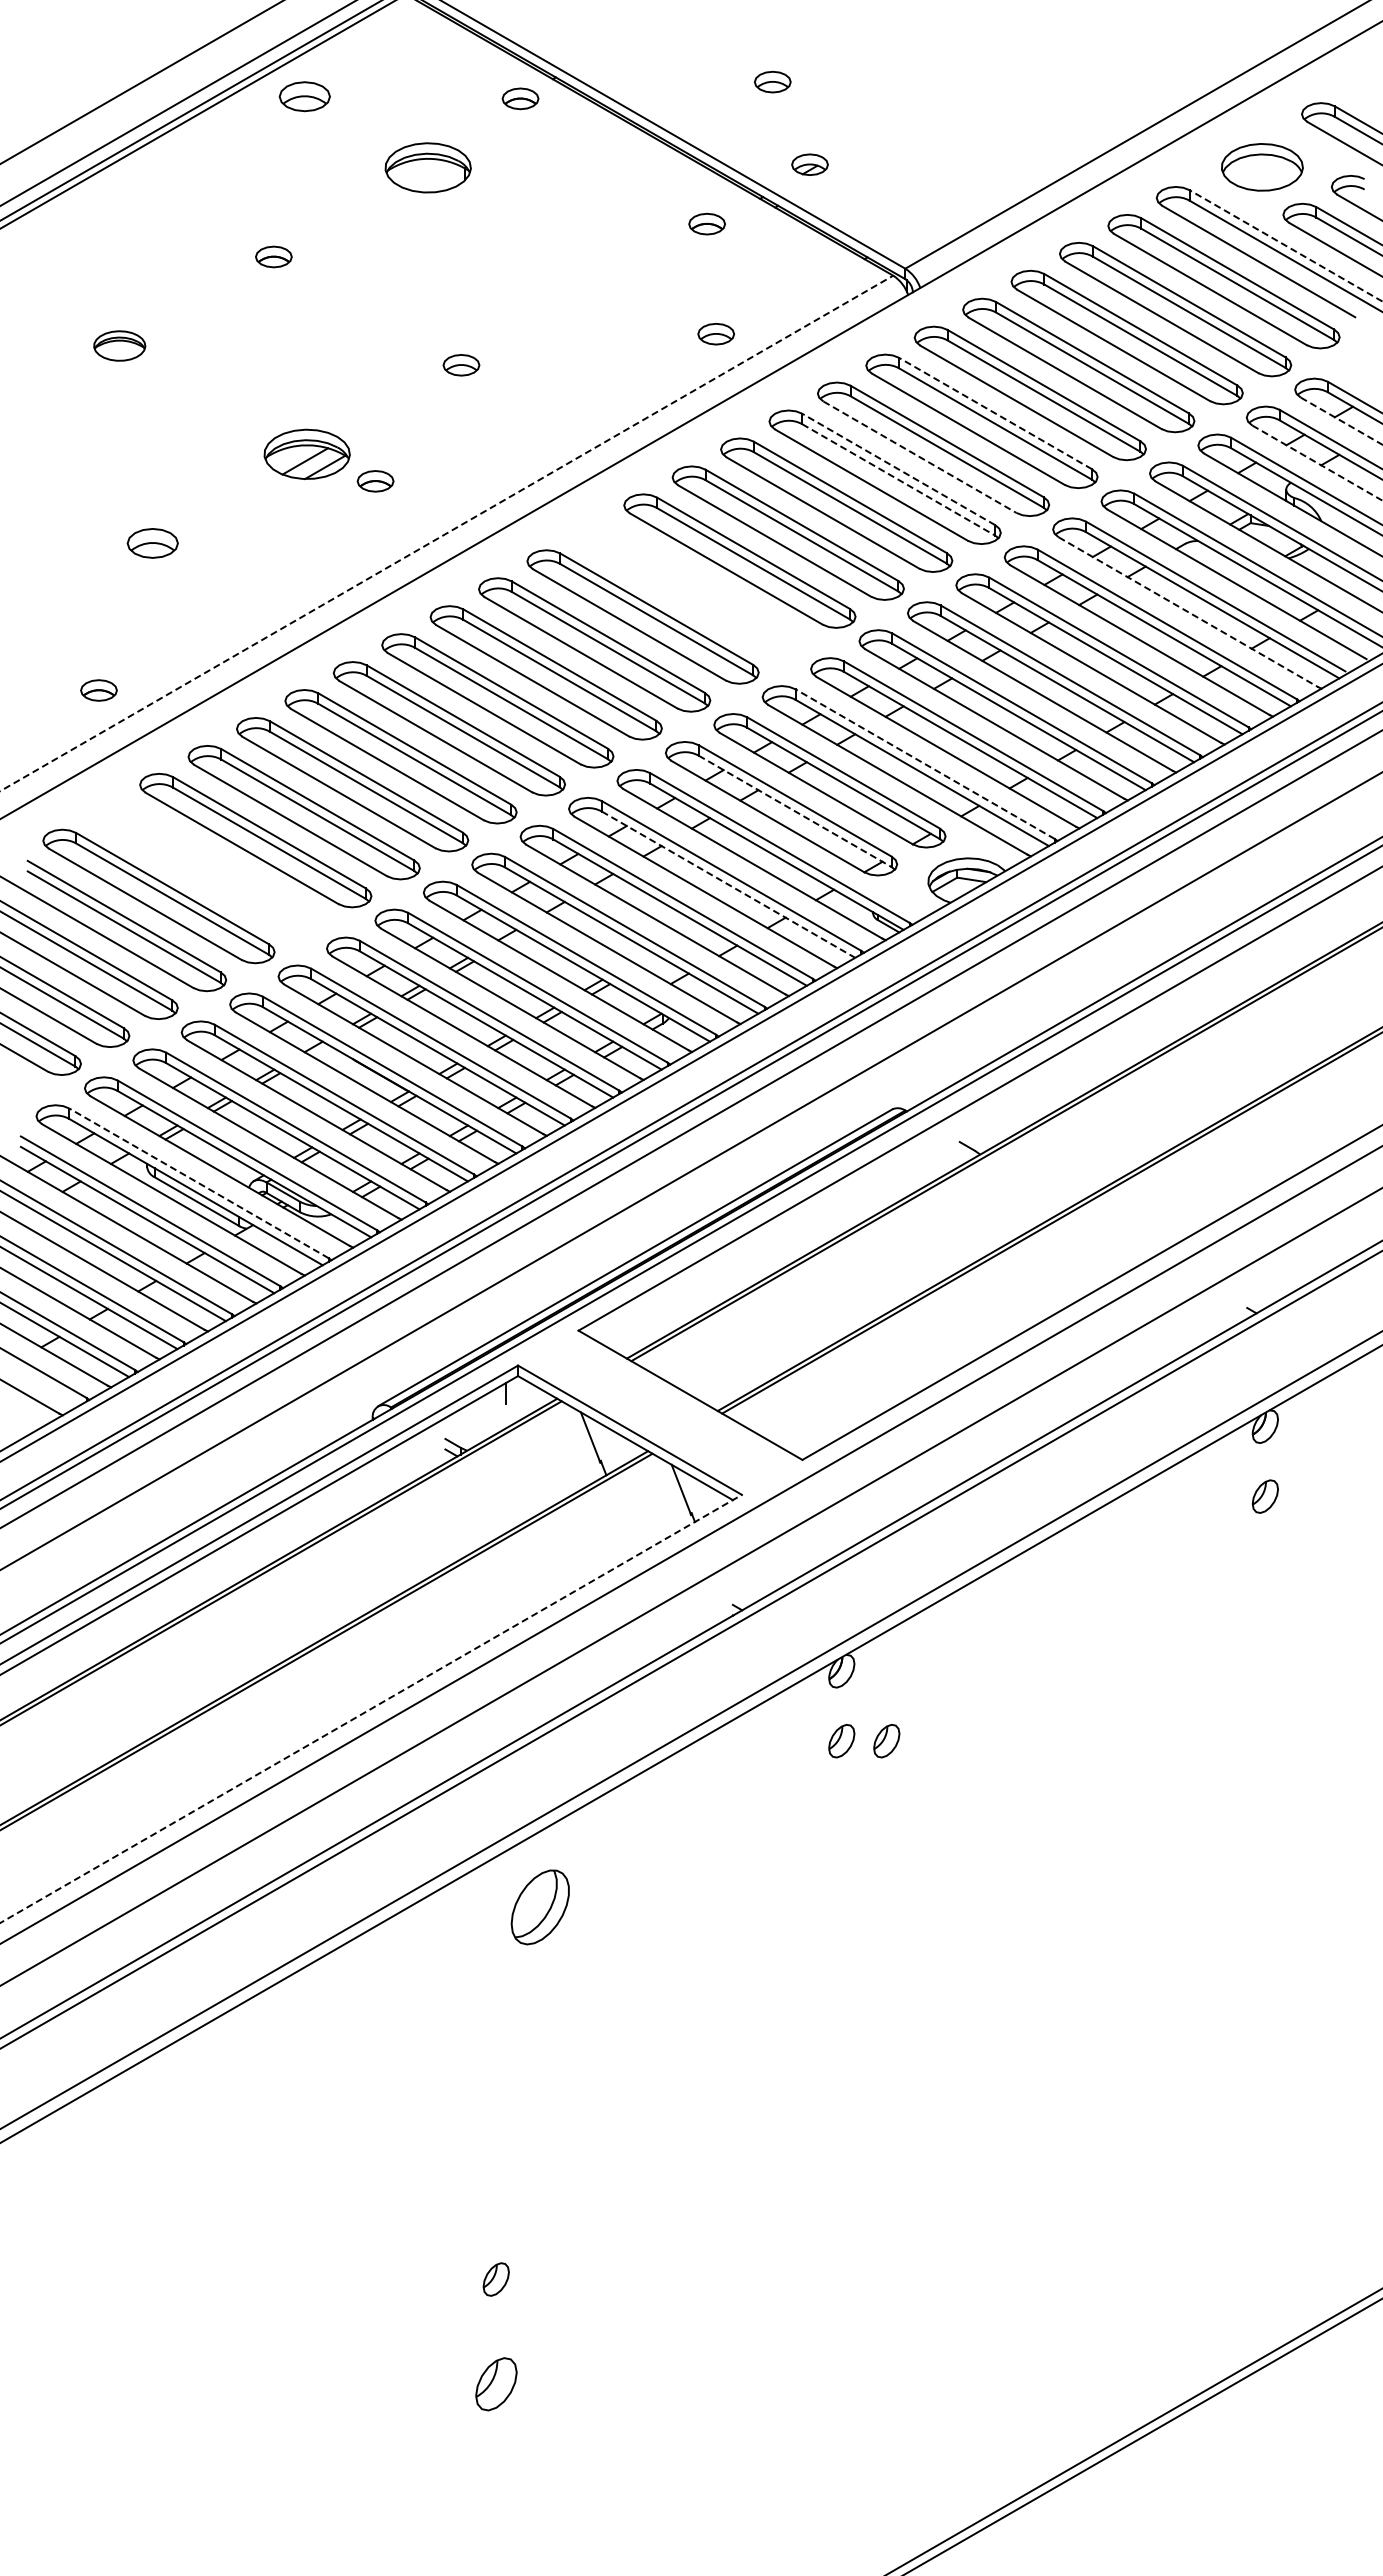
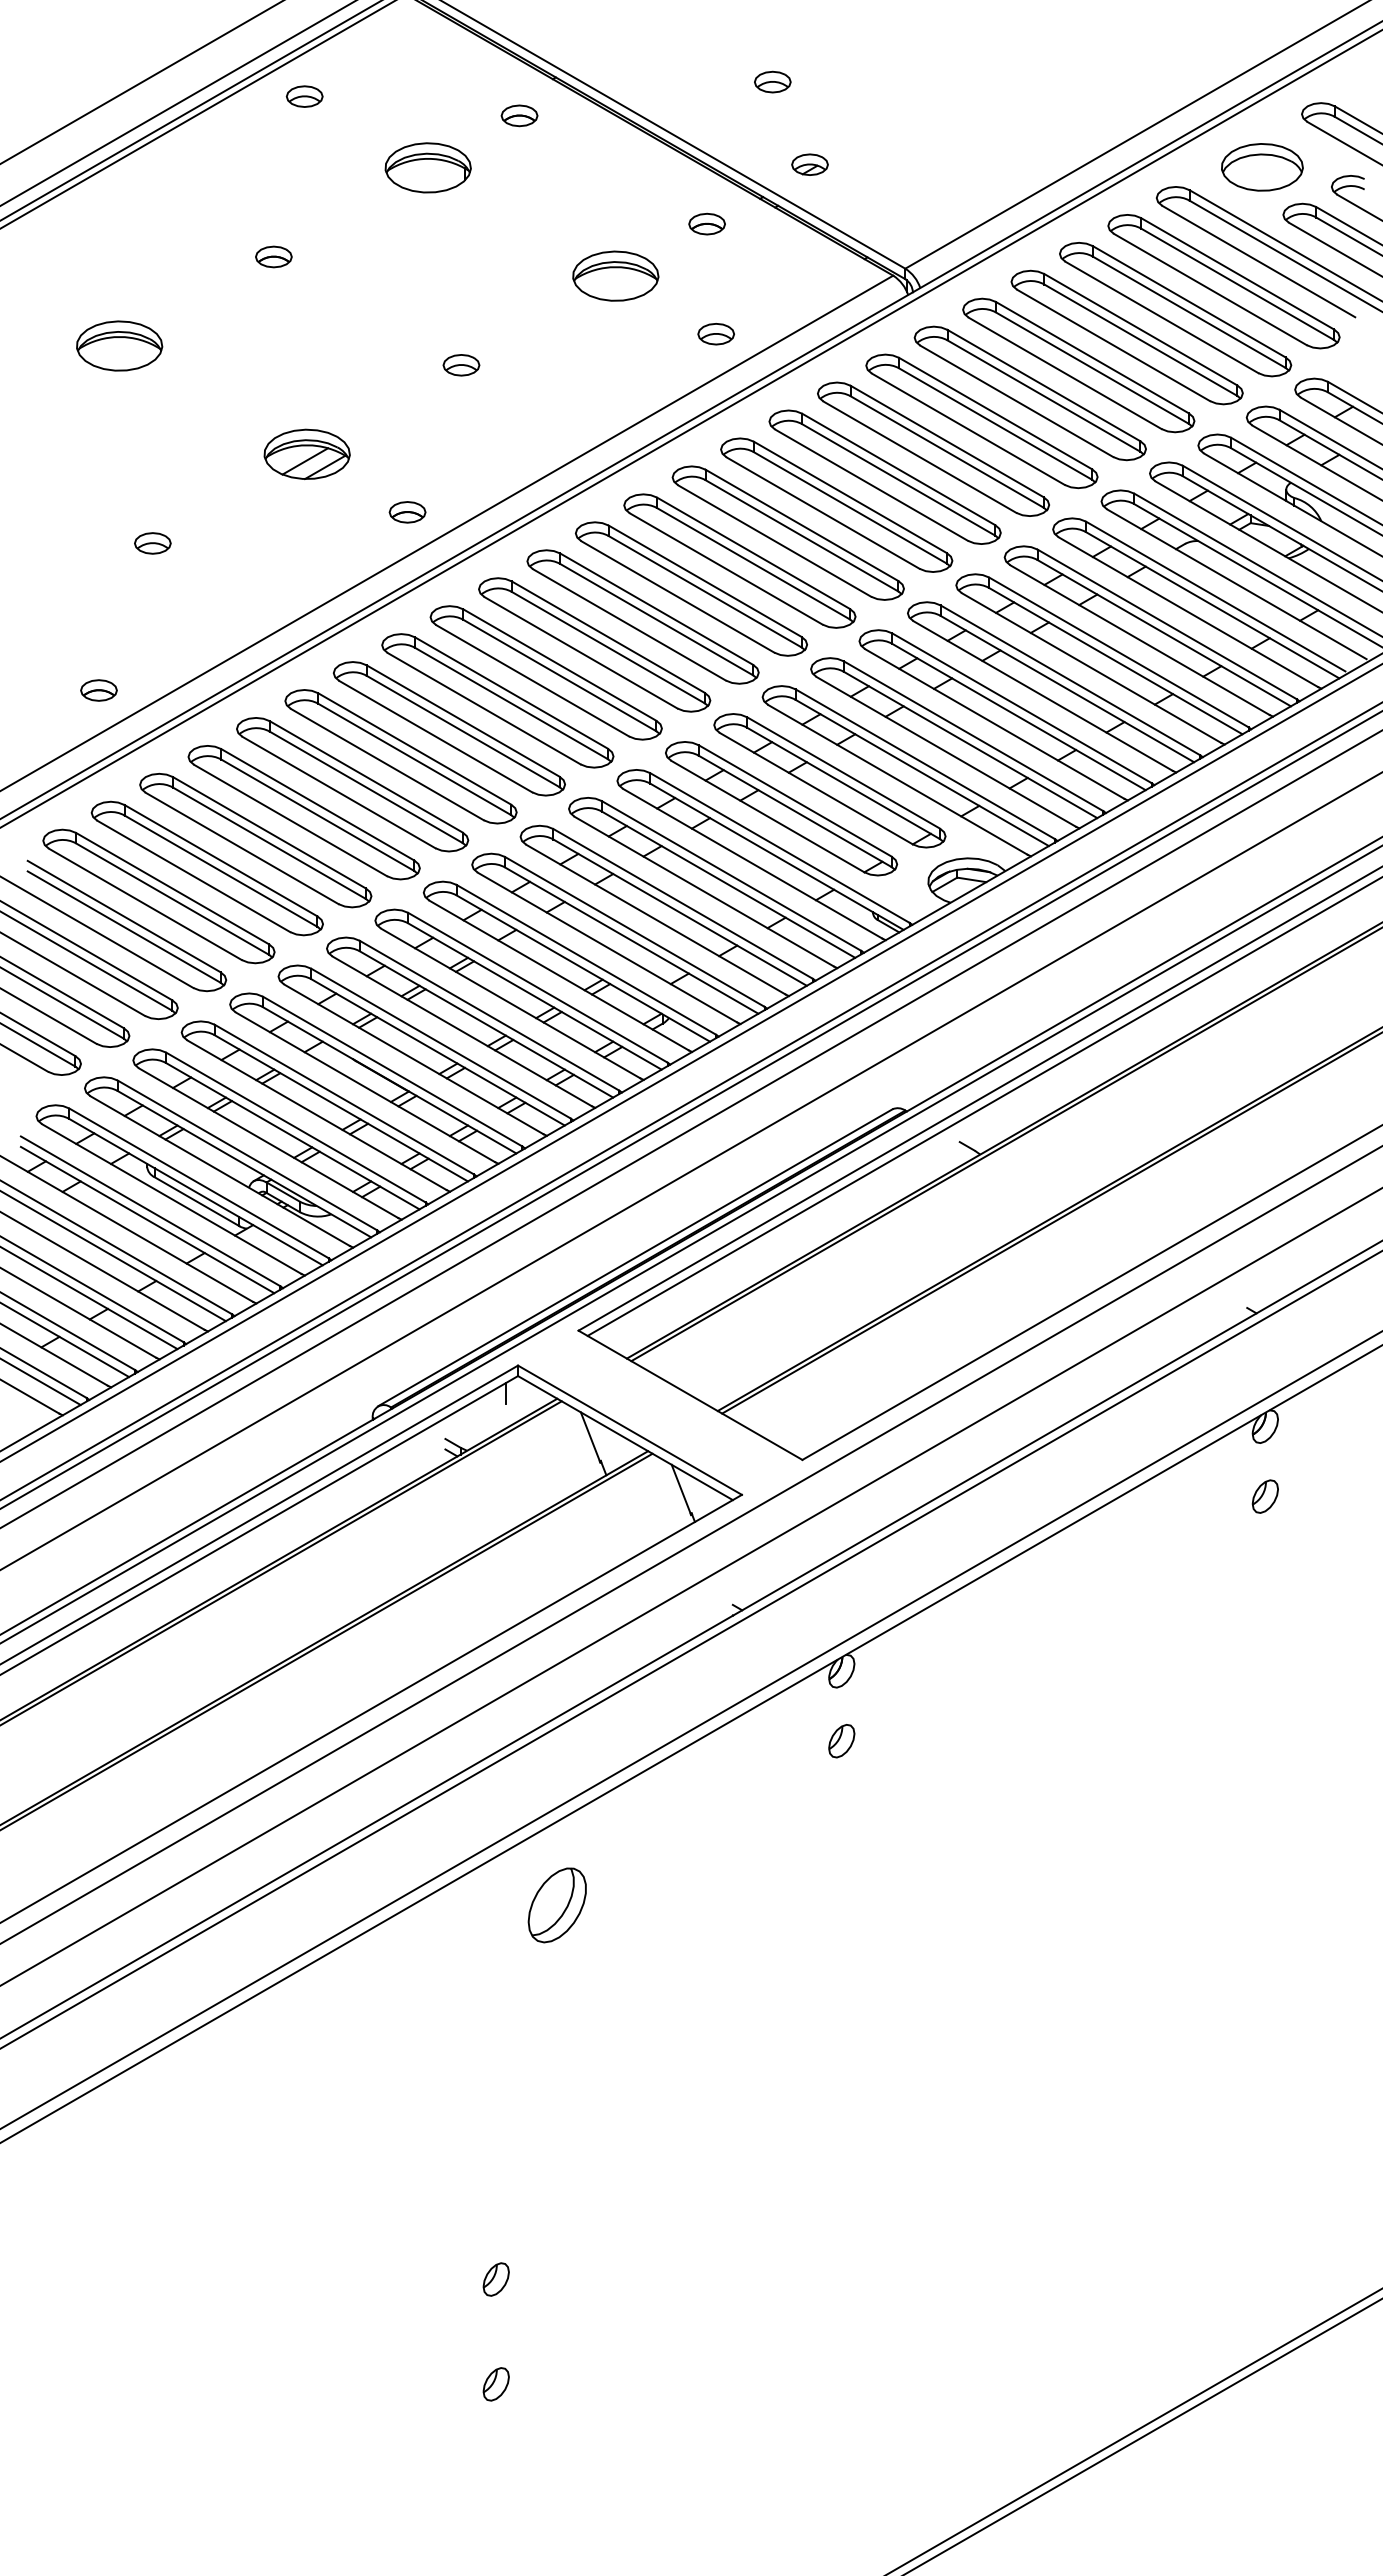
part size: 53x32 px -> 39x23 px (304, 96)
part position: (520, 98) -> (519, 115) (519, 115)
line: dashed -> solid (1285, 245)
part: none -> present (615, 275)
part size: 54x32 px -> 88x52 px (119, 345)
line: dashed -> solid (995, 413)
line: dashed -> solid (1342, 421)
line: none -> present (690, 428)
line: dashed -> solid (920, 457)
line: dashed -> solid (1318, 463)
line: dashed -> solid (898, 469)
line: dashed -> solid (899, 480)
part position: (375, 481) -> (407, 512) (407, 512)
line: dashed -> solid (447, 533)
part size: 53x31 px -> 38x23 px (152, 543)
part: none -> present (690, 588)
line: dashed -> solid (1188, 612)
line: dashed -> solid (925, 764)
line: dashed -> solid (795, 811)
part: none -> present (206, 868)
line: dashed -> solid (728, 884)
line: none -> present (983, 1106)
line: dashed -> solid (199, 1183)
line: none -> present (41, 1382)
line: dashed -> solid (371, 1708)
part: present -> none (886, 1741)
part position: (539, 1907) -> (556, 1905) (556, 1905)
part size: 43x55 px -> 28x35 px (495, 2384)
